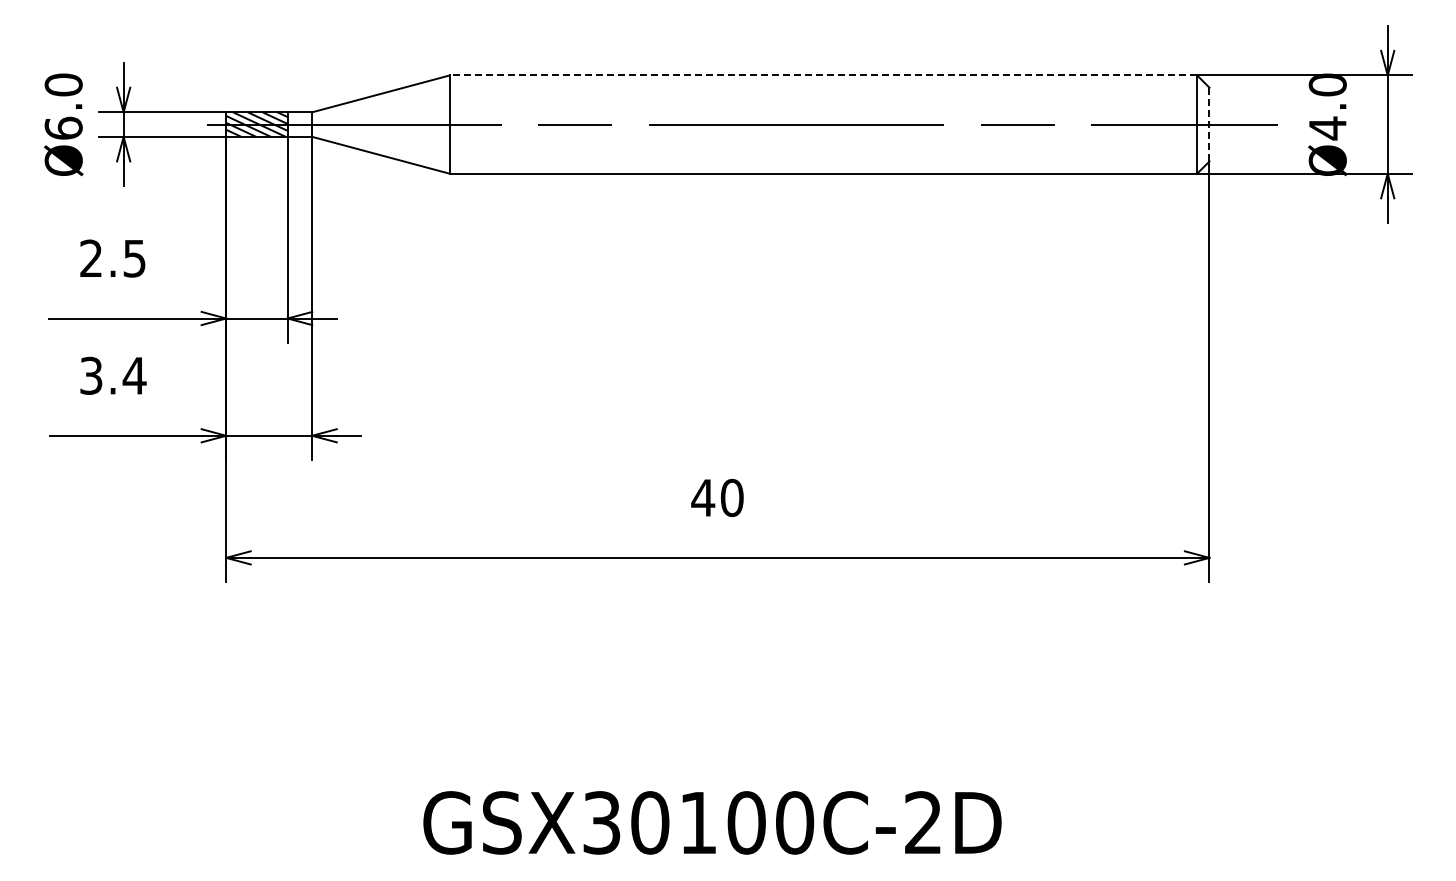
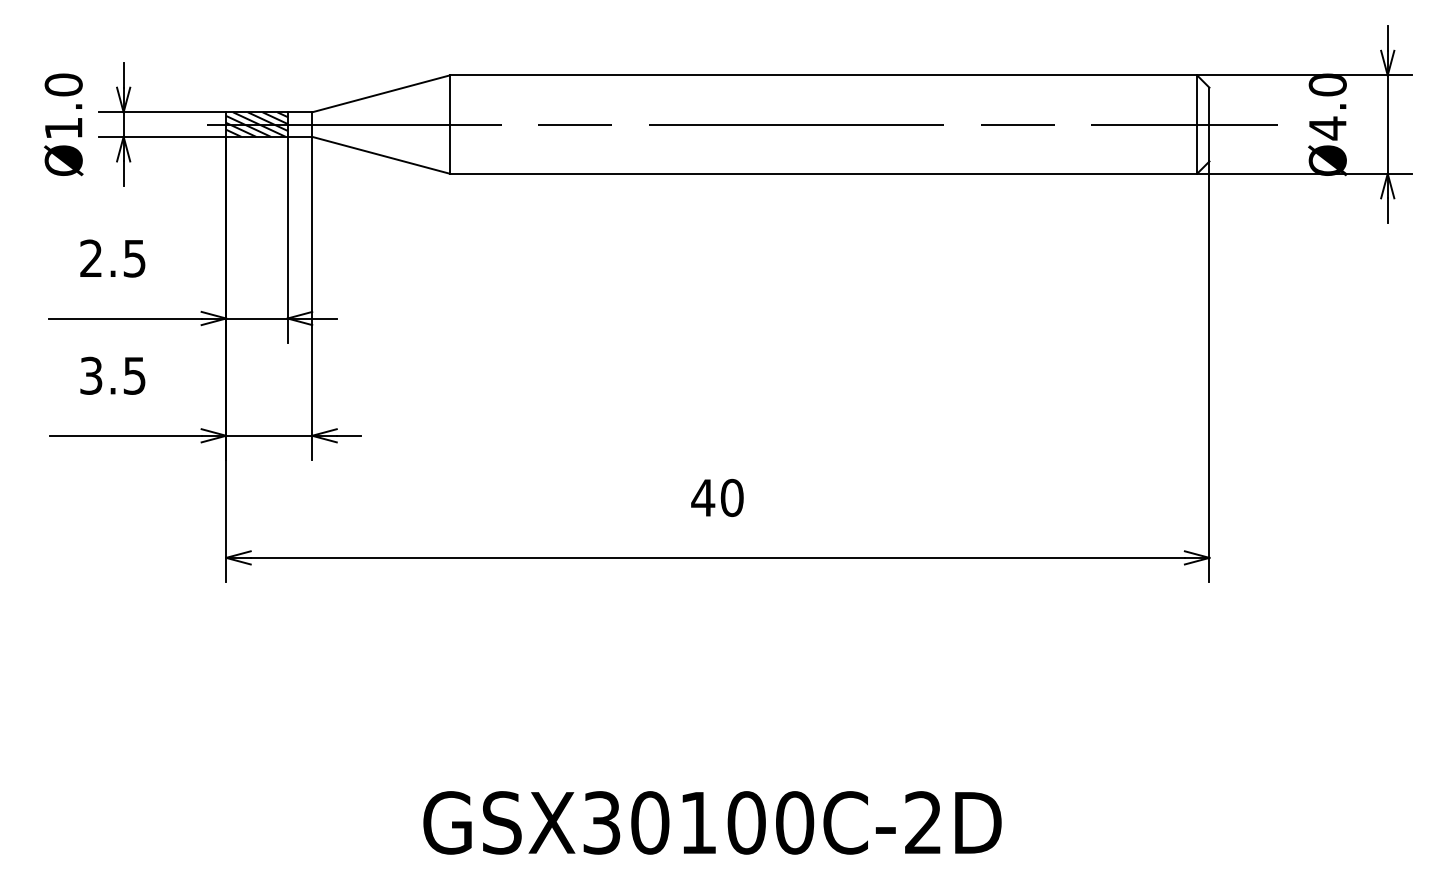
line: dashed -> solid (823, 75)
line: dashed -> solid (1209, 124)
text: Ø6.0 -> Ø1.0 (63, 127)
text: 3.4 -> 3.5 (134, 375)
